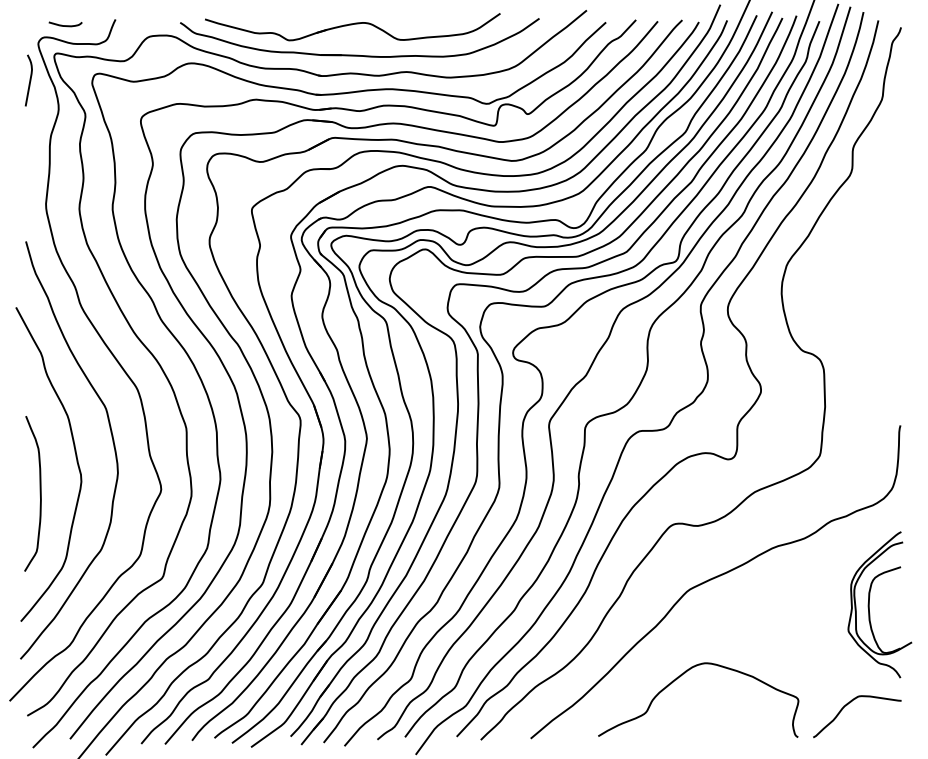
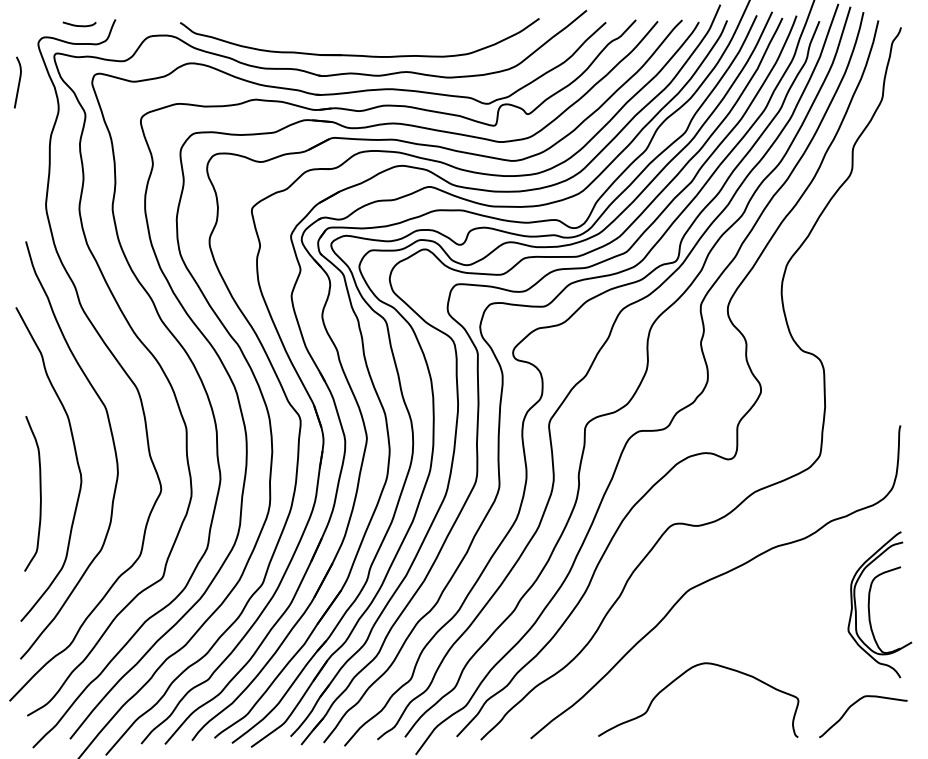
curve position: (65, 25) -> (79, 25) (79, 25)
part: present -> none (352, 27)
curve position: (29, 80) -> (18, 82) (18, 82)
curve position: (847, 705) -> (853, 705) (853, 705)
